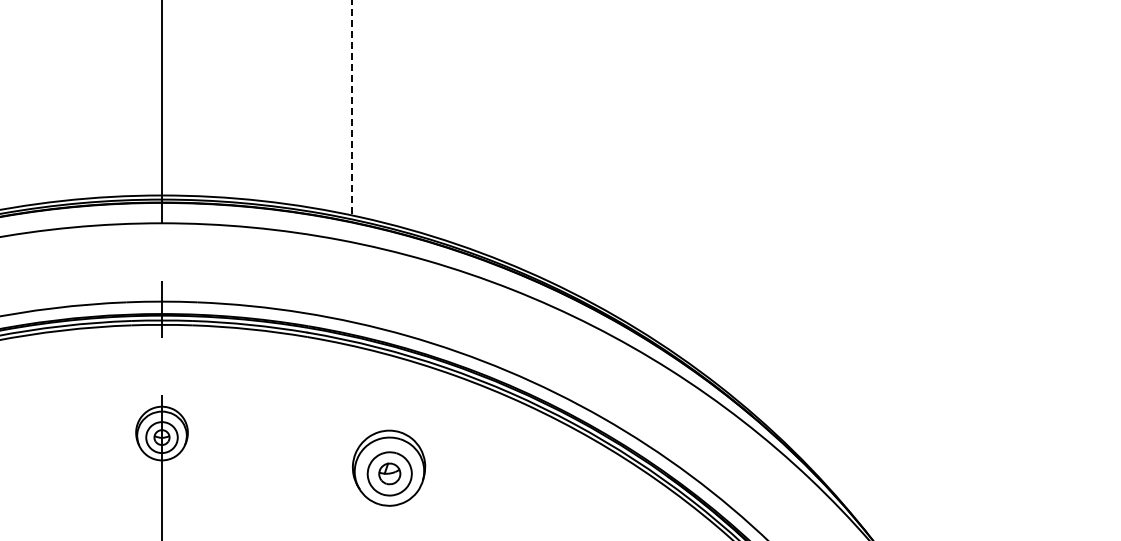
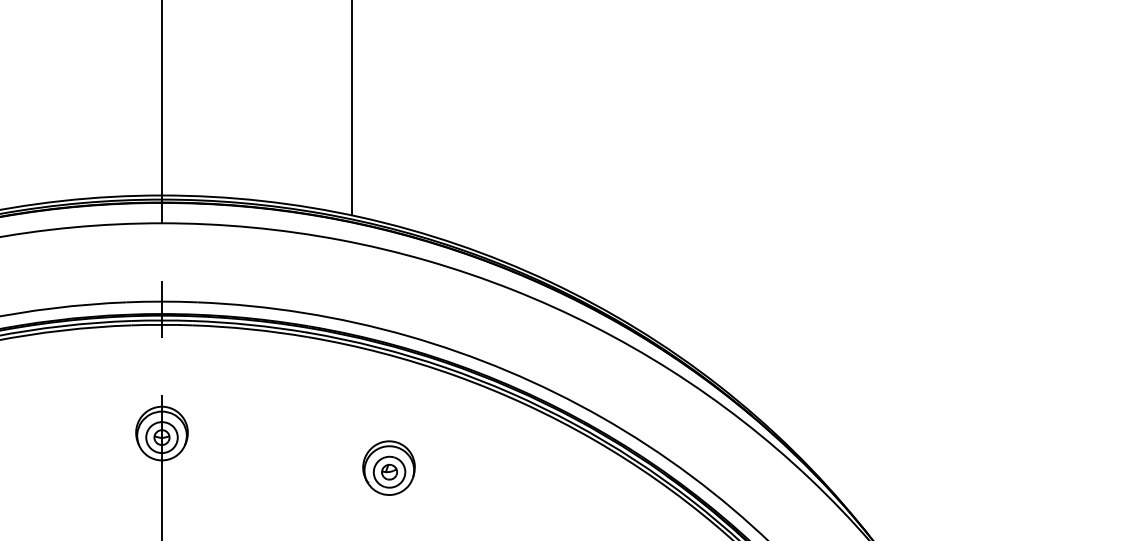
line: dashed -> solid (352, 108)
part size: 75x78 px -> 54x56 px (388, 467)
